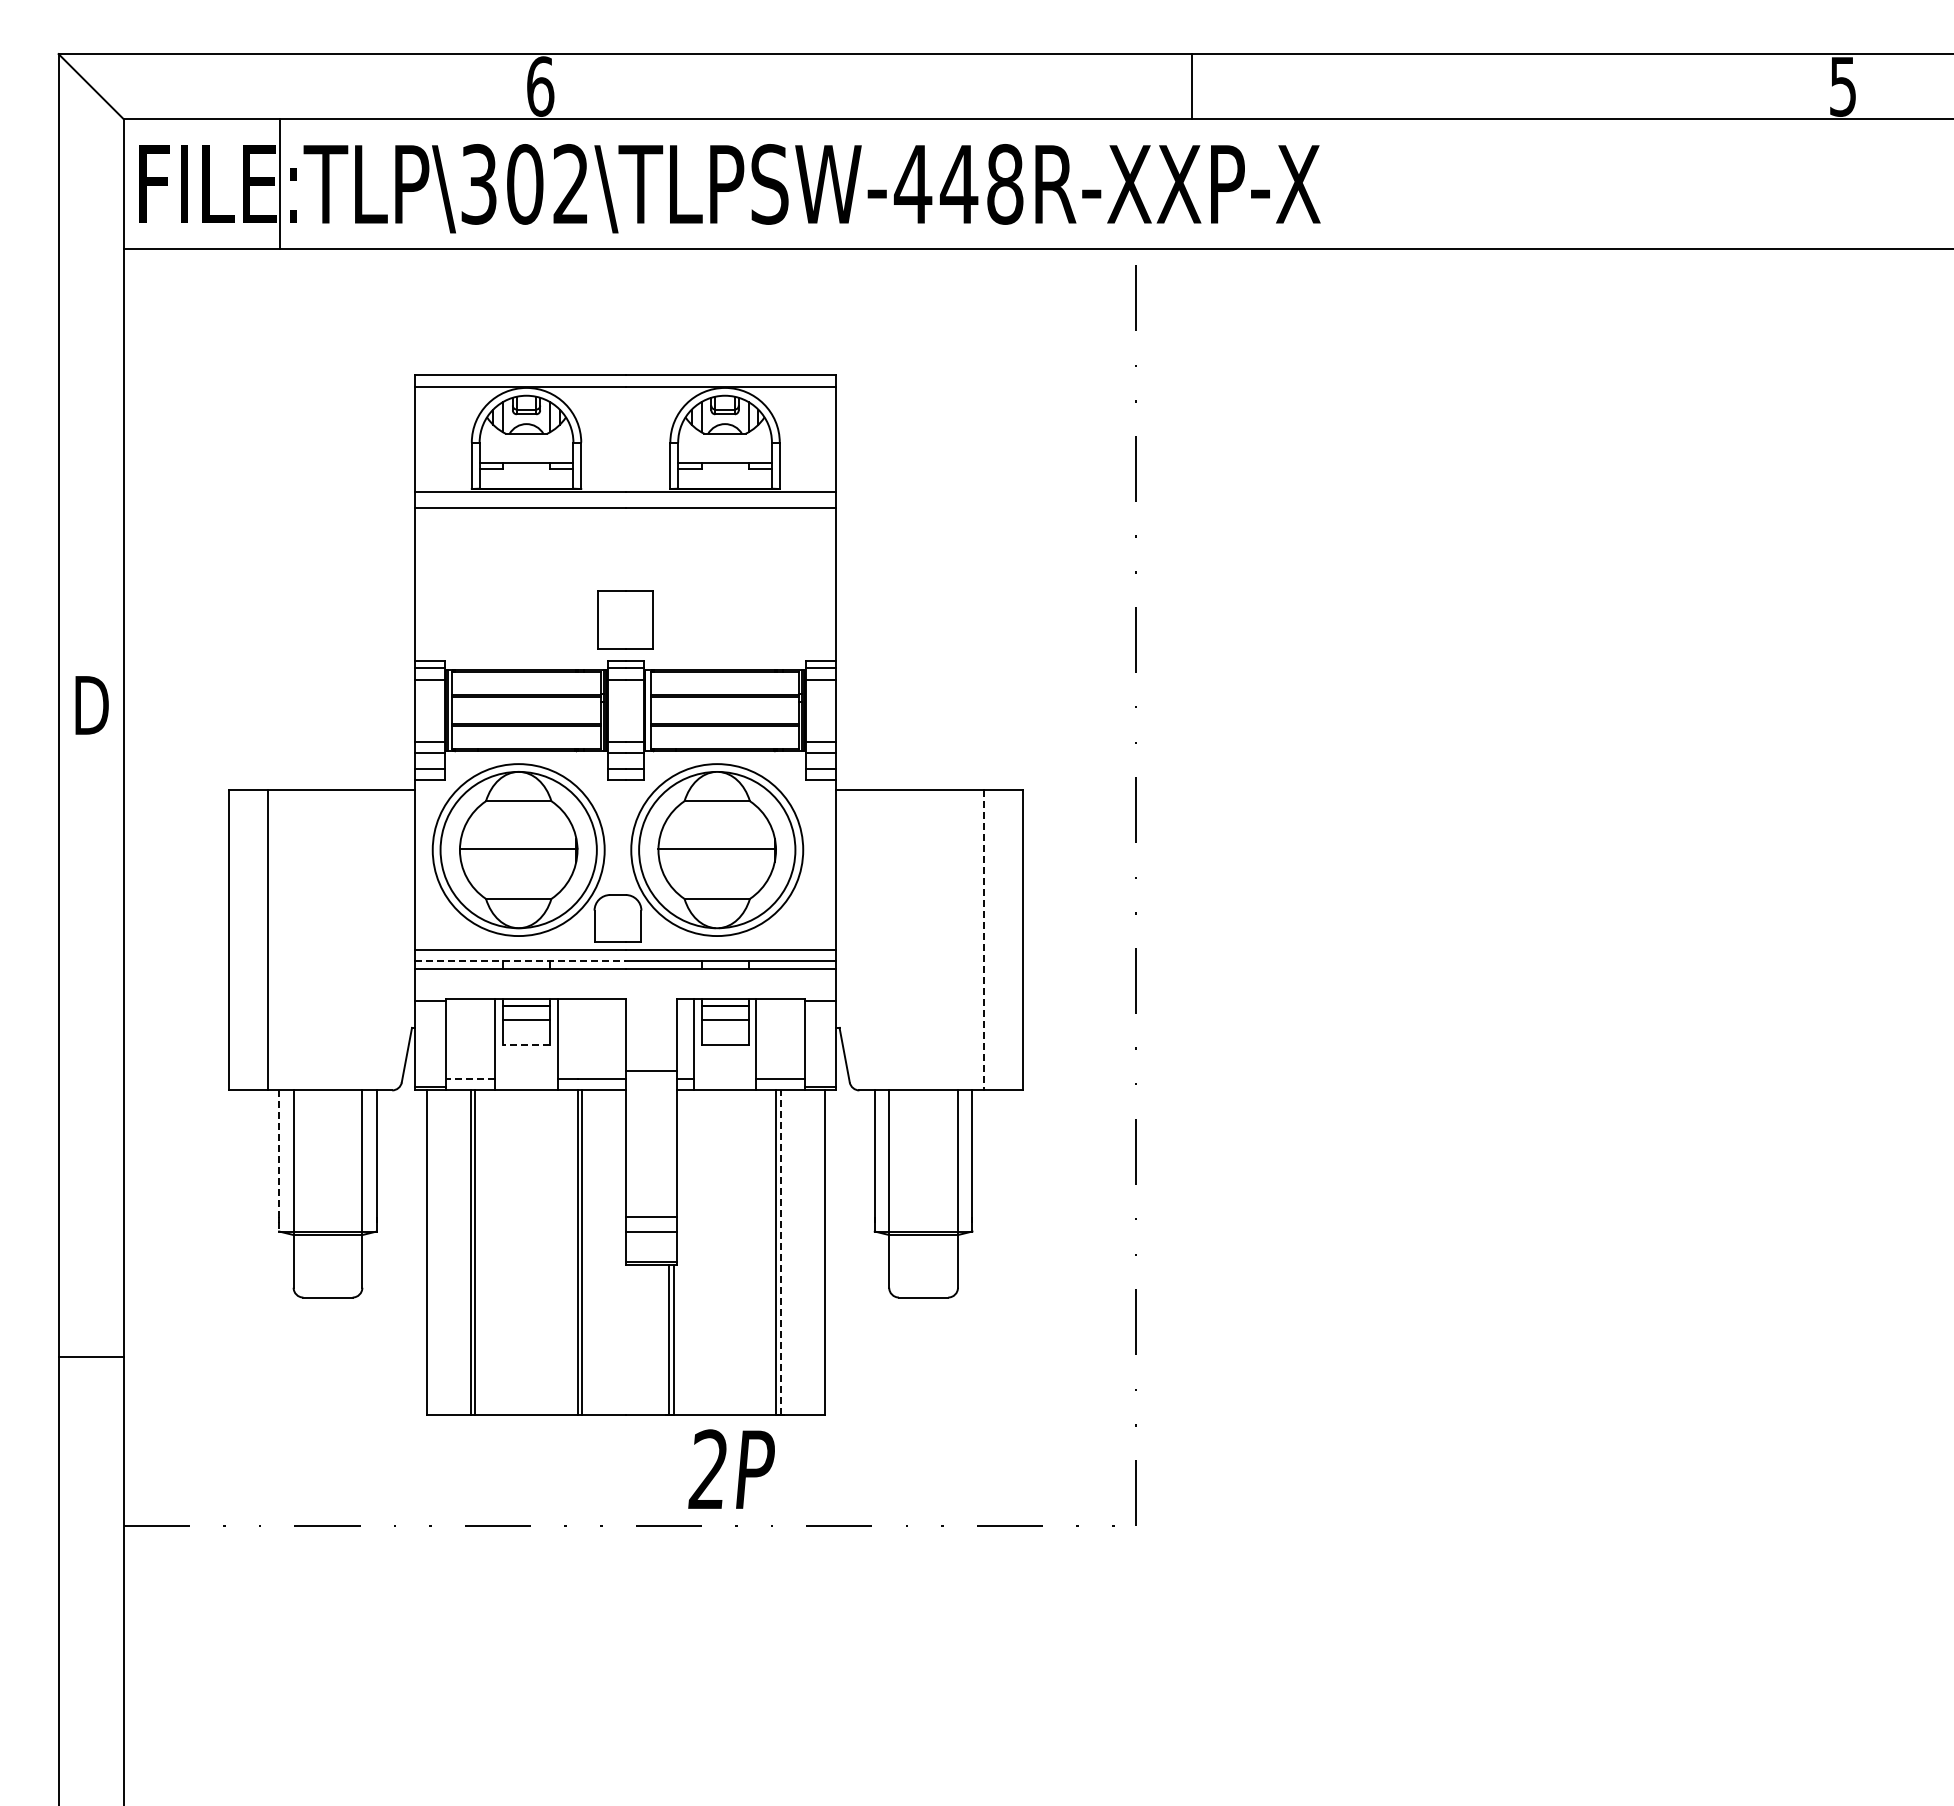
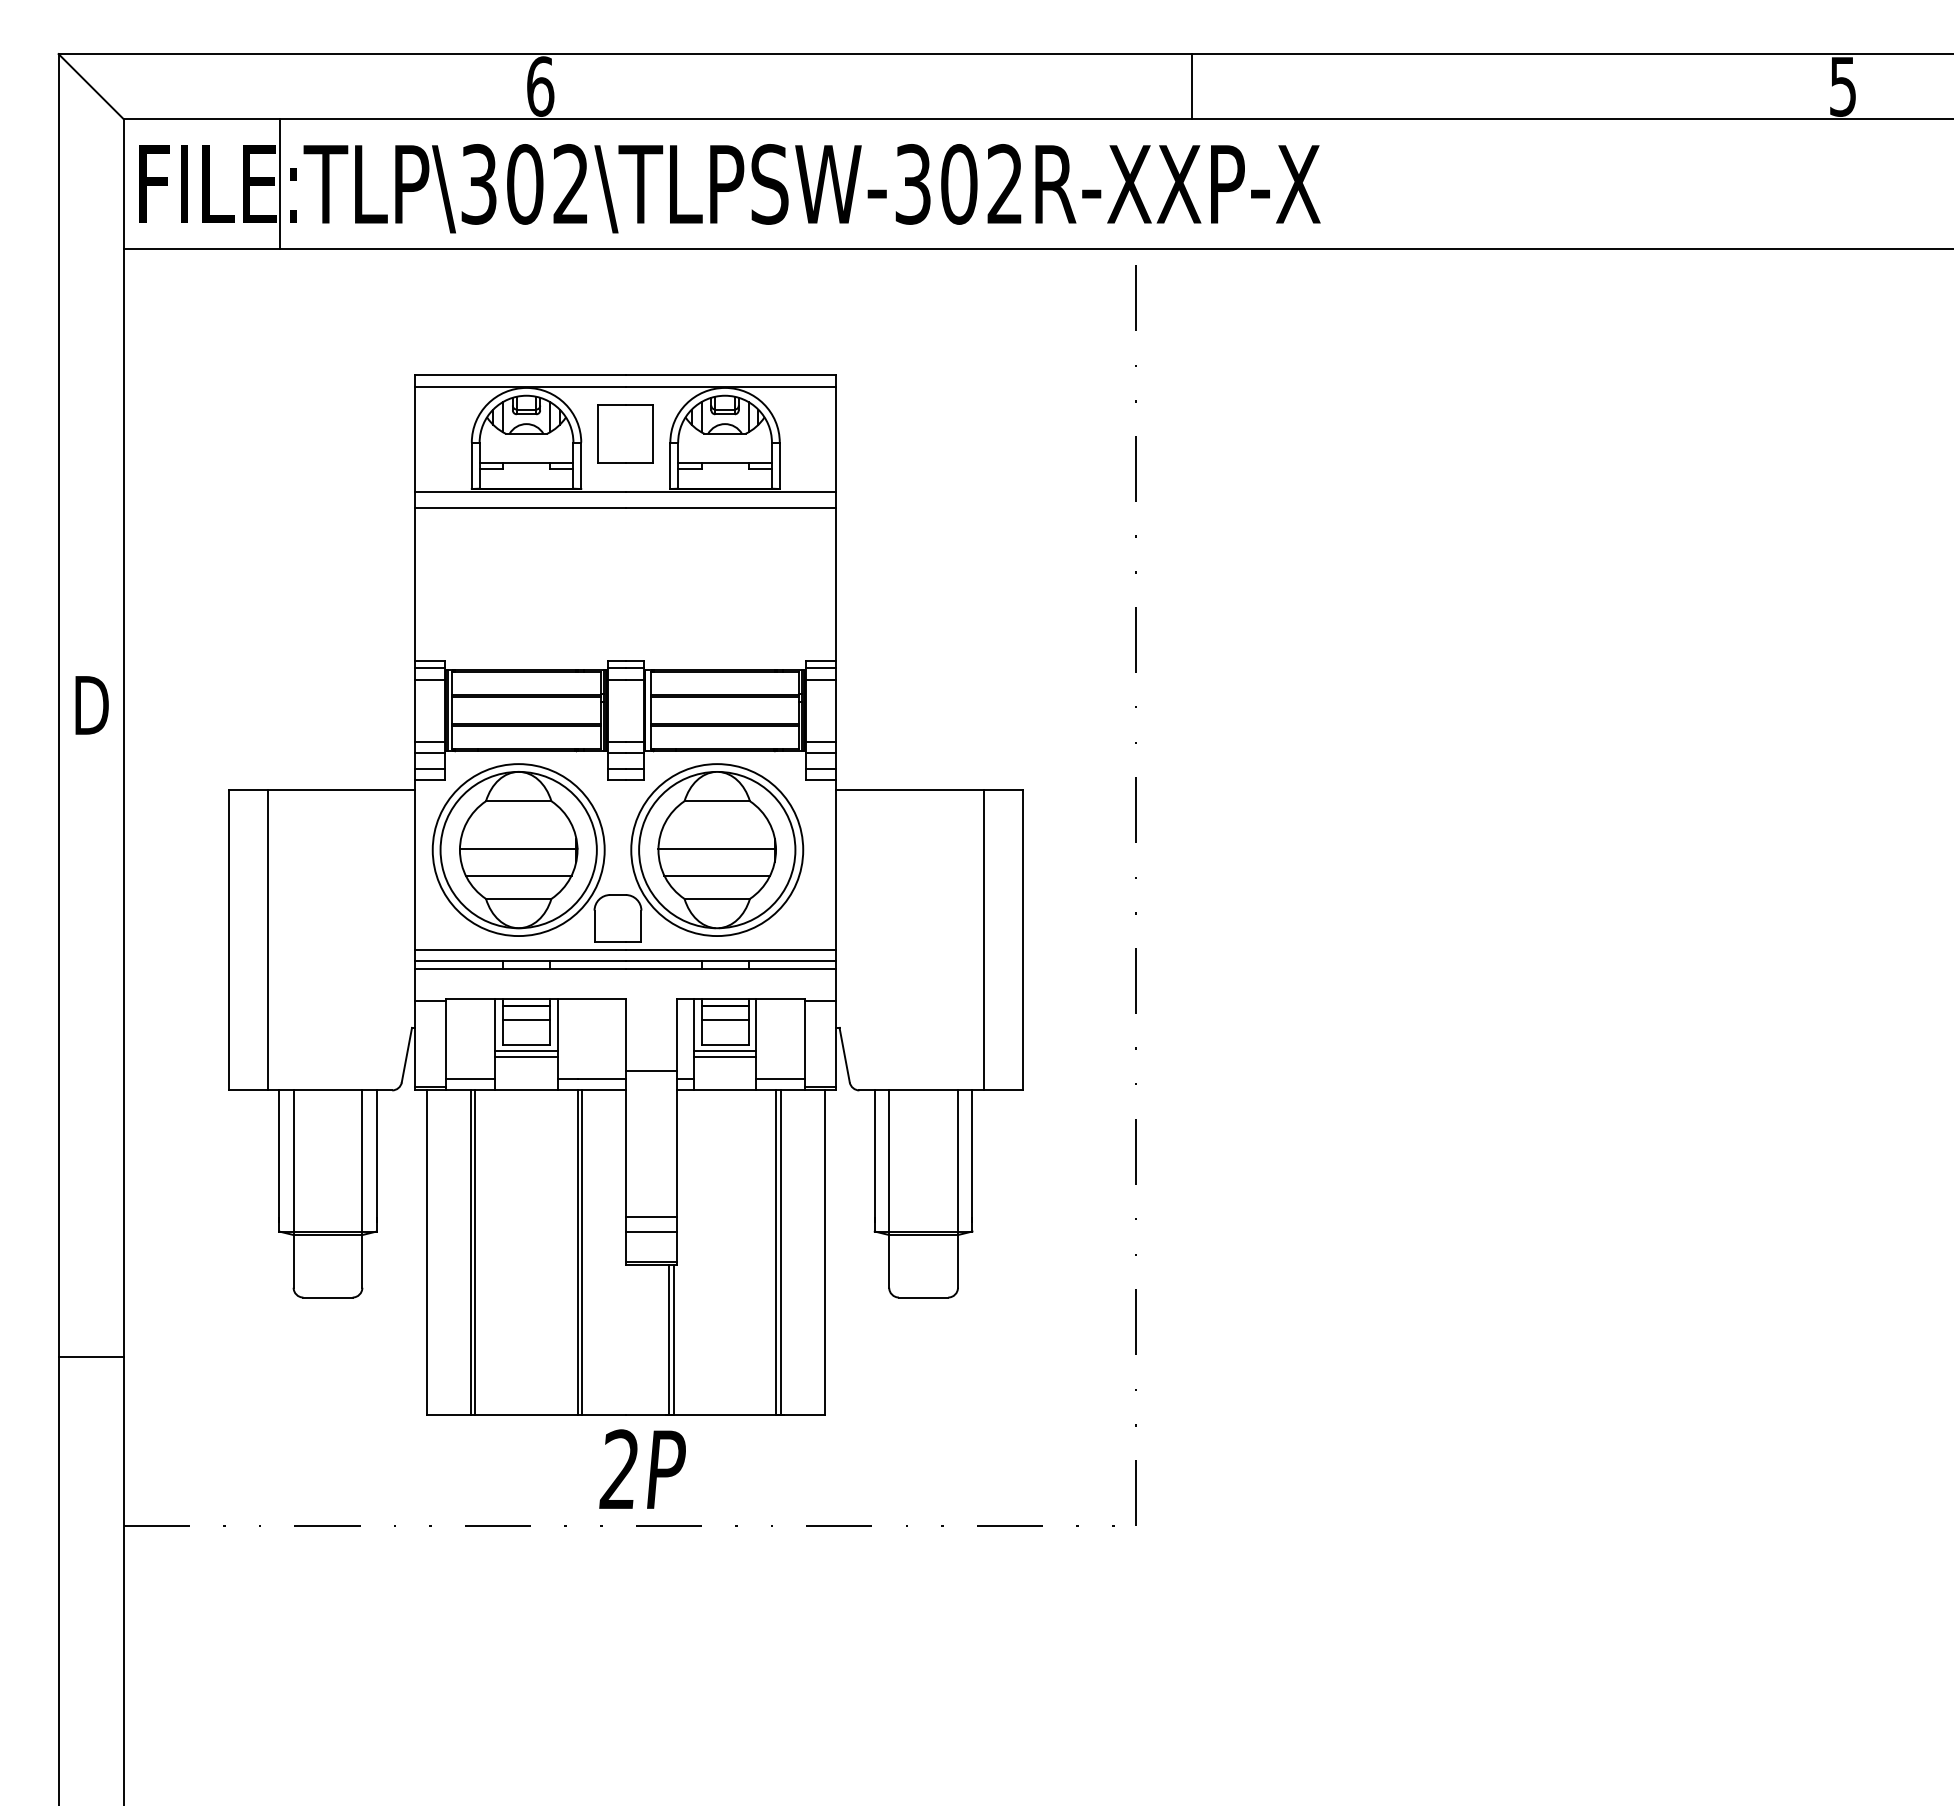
text: TLP\302\TLPSW-448R-XXP-X -> TLP\302\TLPSW-302R-XXP-X (958, 184)
part position: (625, 619) -> (625, 433) (625, 433)
line: none -> present (518, 875)
line: none -> present (717, 875)
line: dashed -> solid (983, 940)
line: dashed -> solid (520, 961)
line: dashed -> solid (526, 1045)
line: none -> present (526, 1051)
line: none -> present (724, 1051)
line: none -> present (526, 1057)
line: none -> present (724, 1057)
line: dashed -> solid (470, 1078)
line: dashed -> solid (279, 1160)
line: dashed -> solid (780, 1252)
text position: (731, 1468) -> (642, 1468) (642, 1468)
